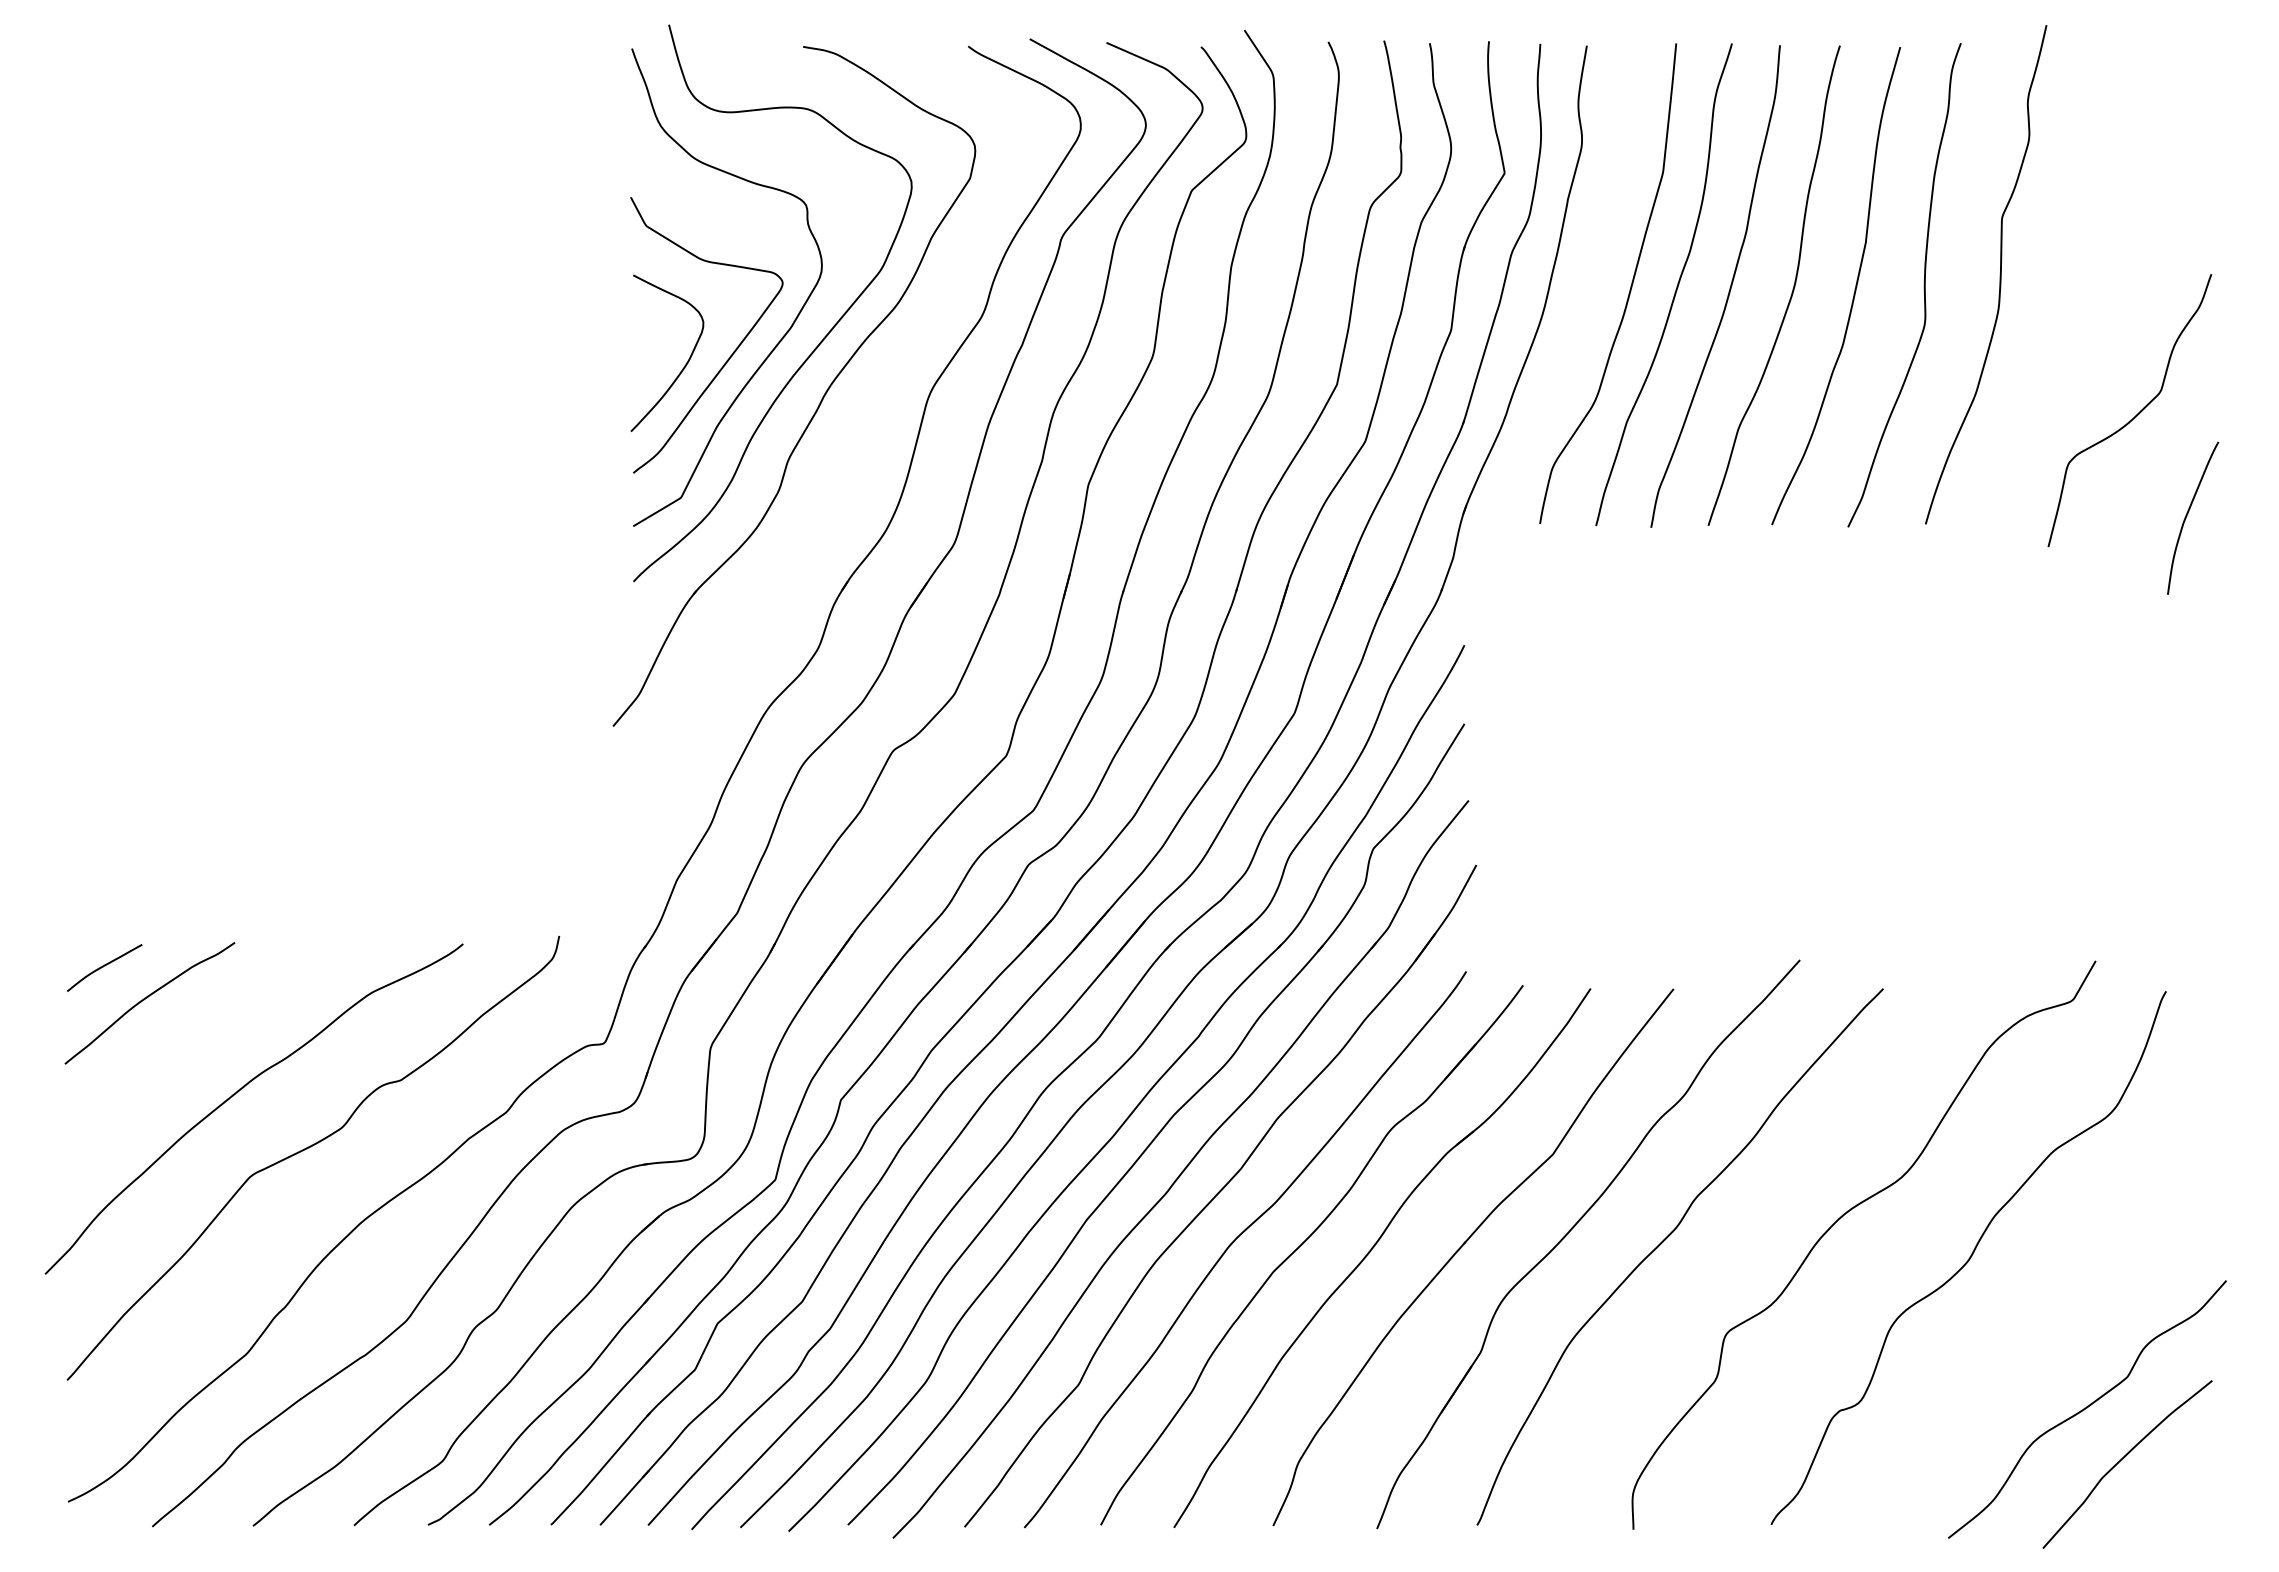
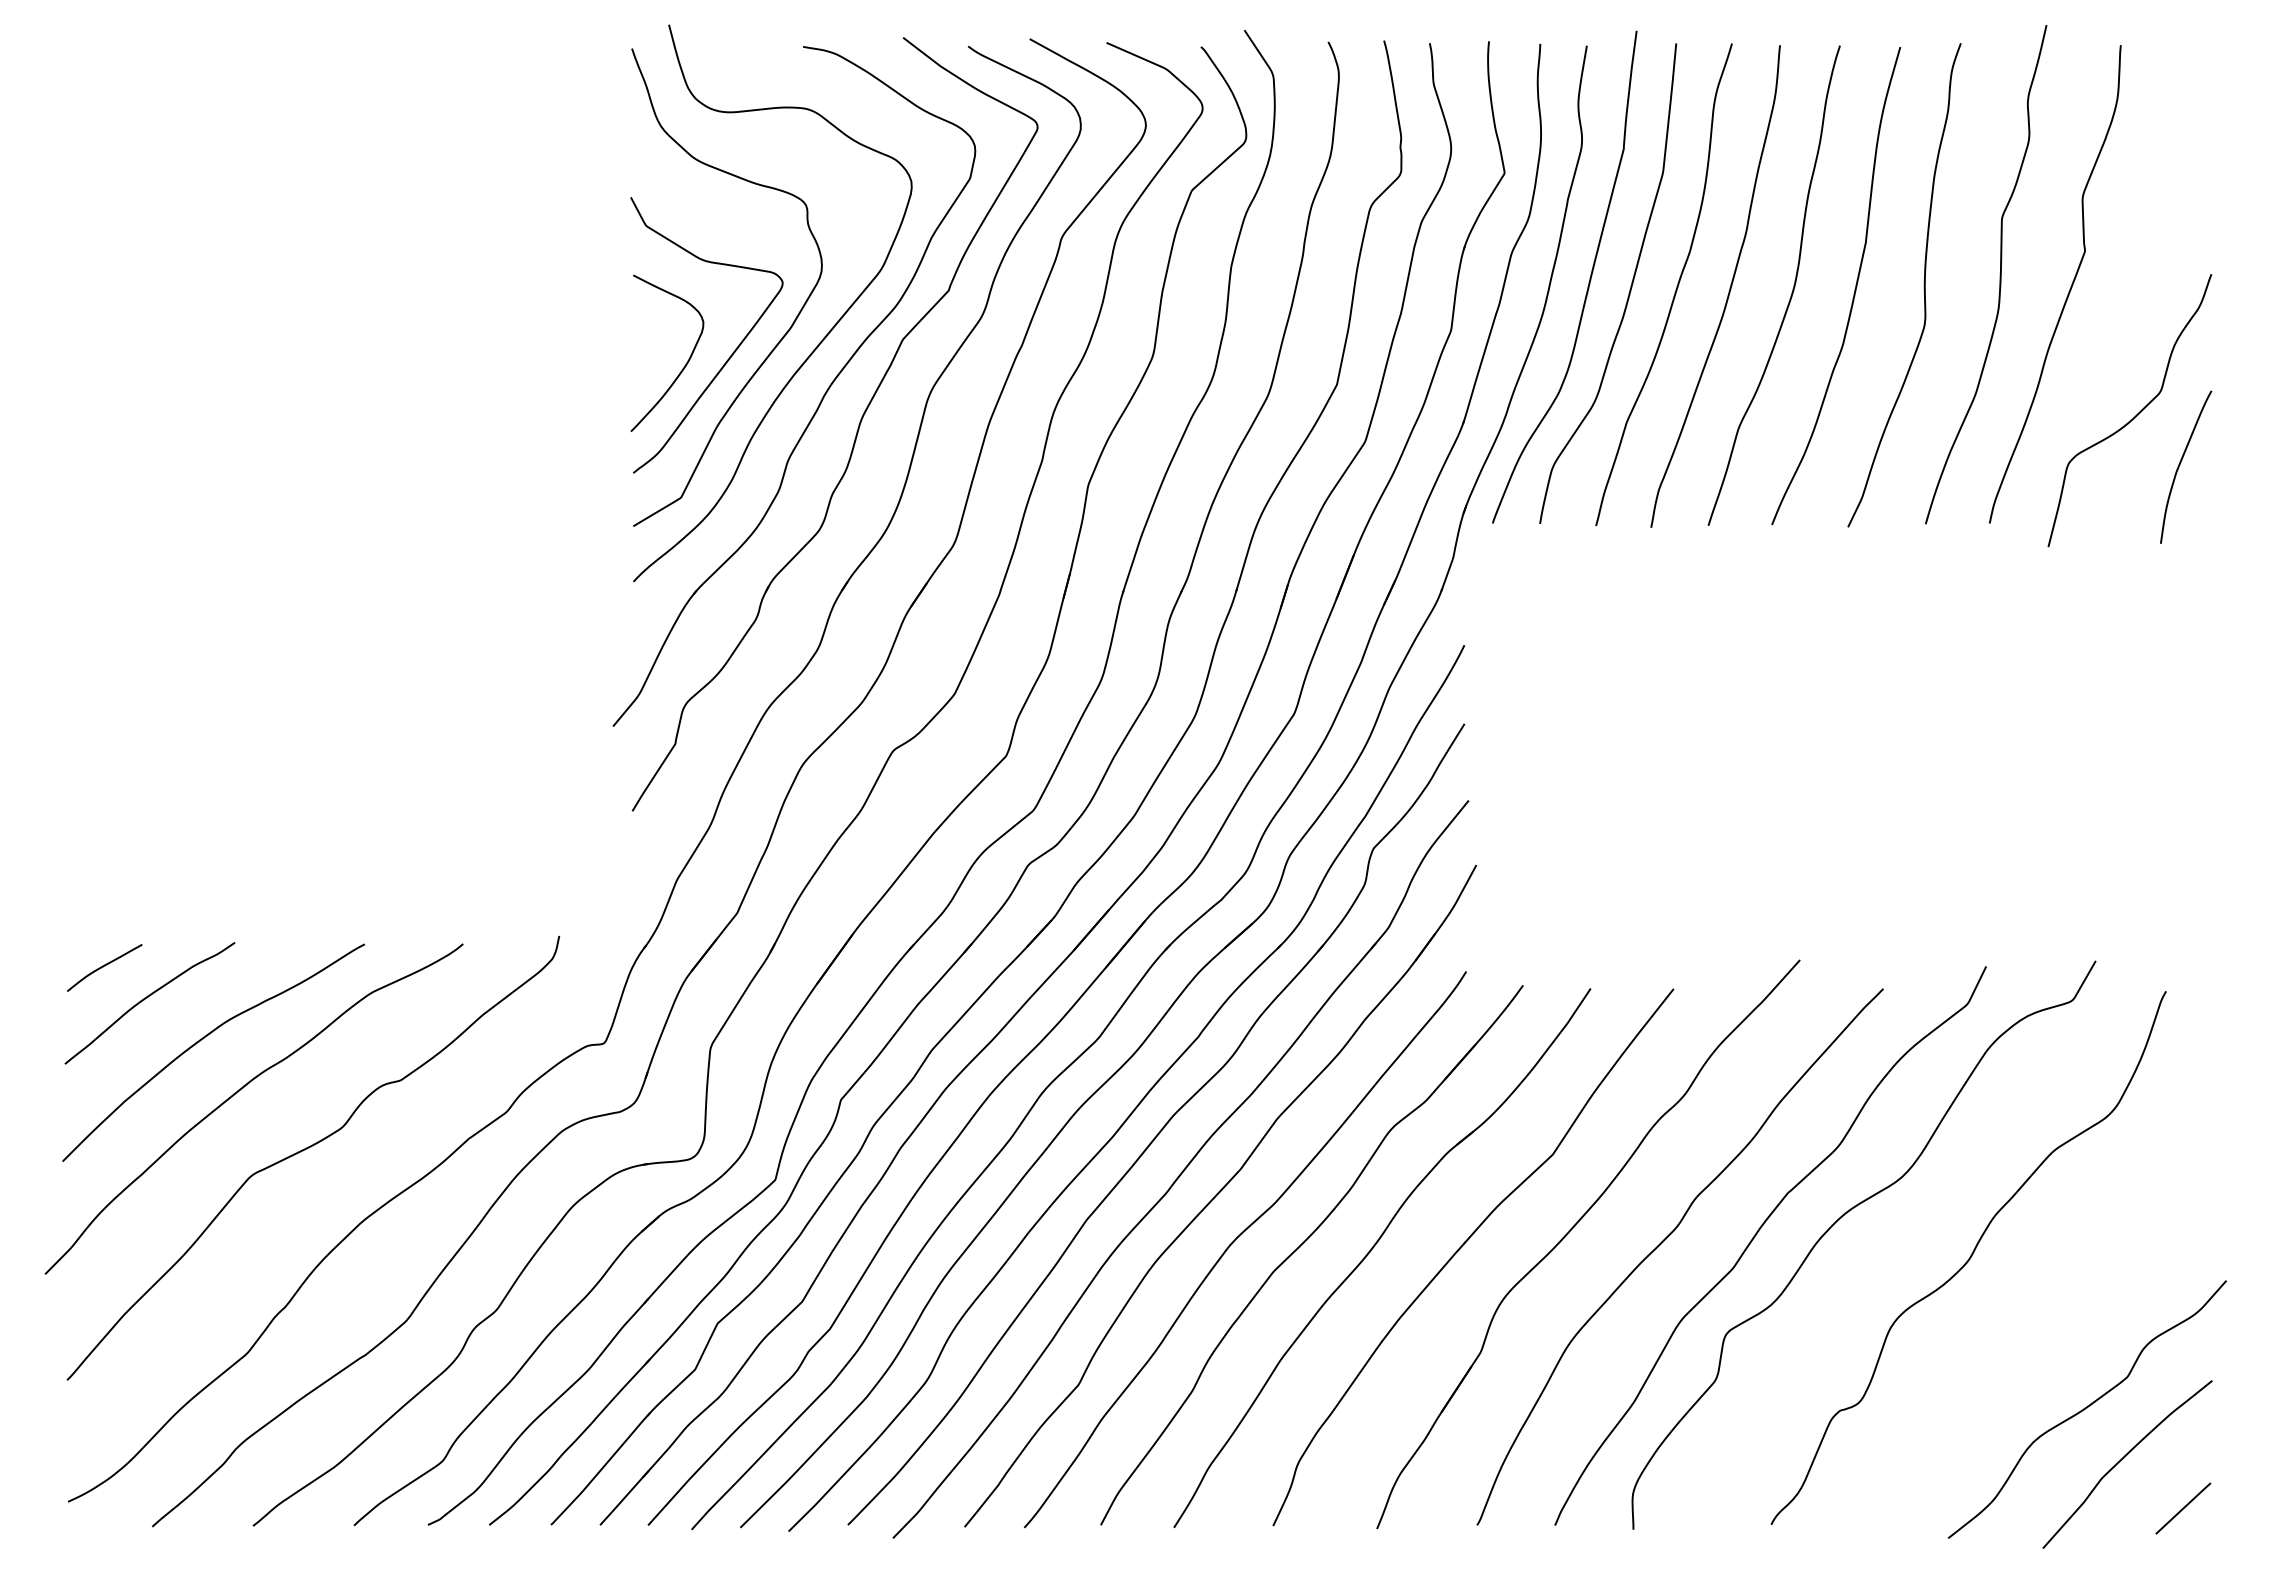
curve: none -> present (1588, 282)
curve: none -> present (2068, 291)
part: none -> present (856, 431)
curve position: (2187, 516) -> (2180, 465) (2180, 465)
curve: none -> present (203, 1039)
curve: none -> present (1757, 1234)
line: none -> present (2183, 1508)
